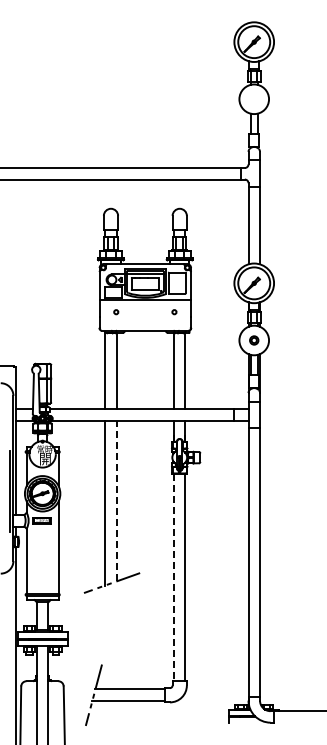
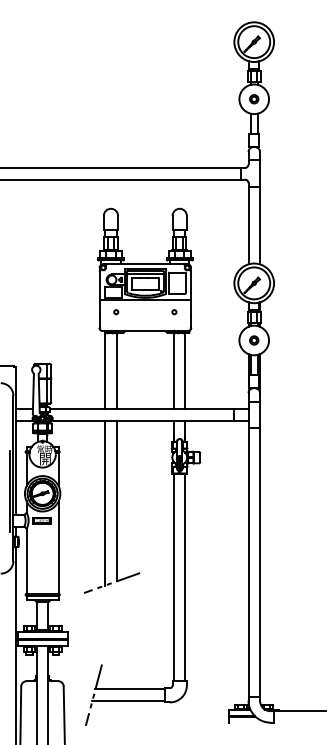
part: none -> present (254, 99)
line: dashed -> solid (116, 500)
line: dashed -> solid (173, 577)
